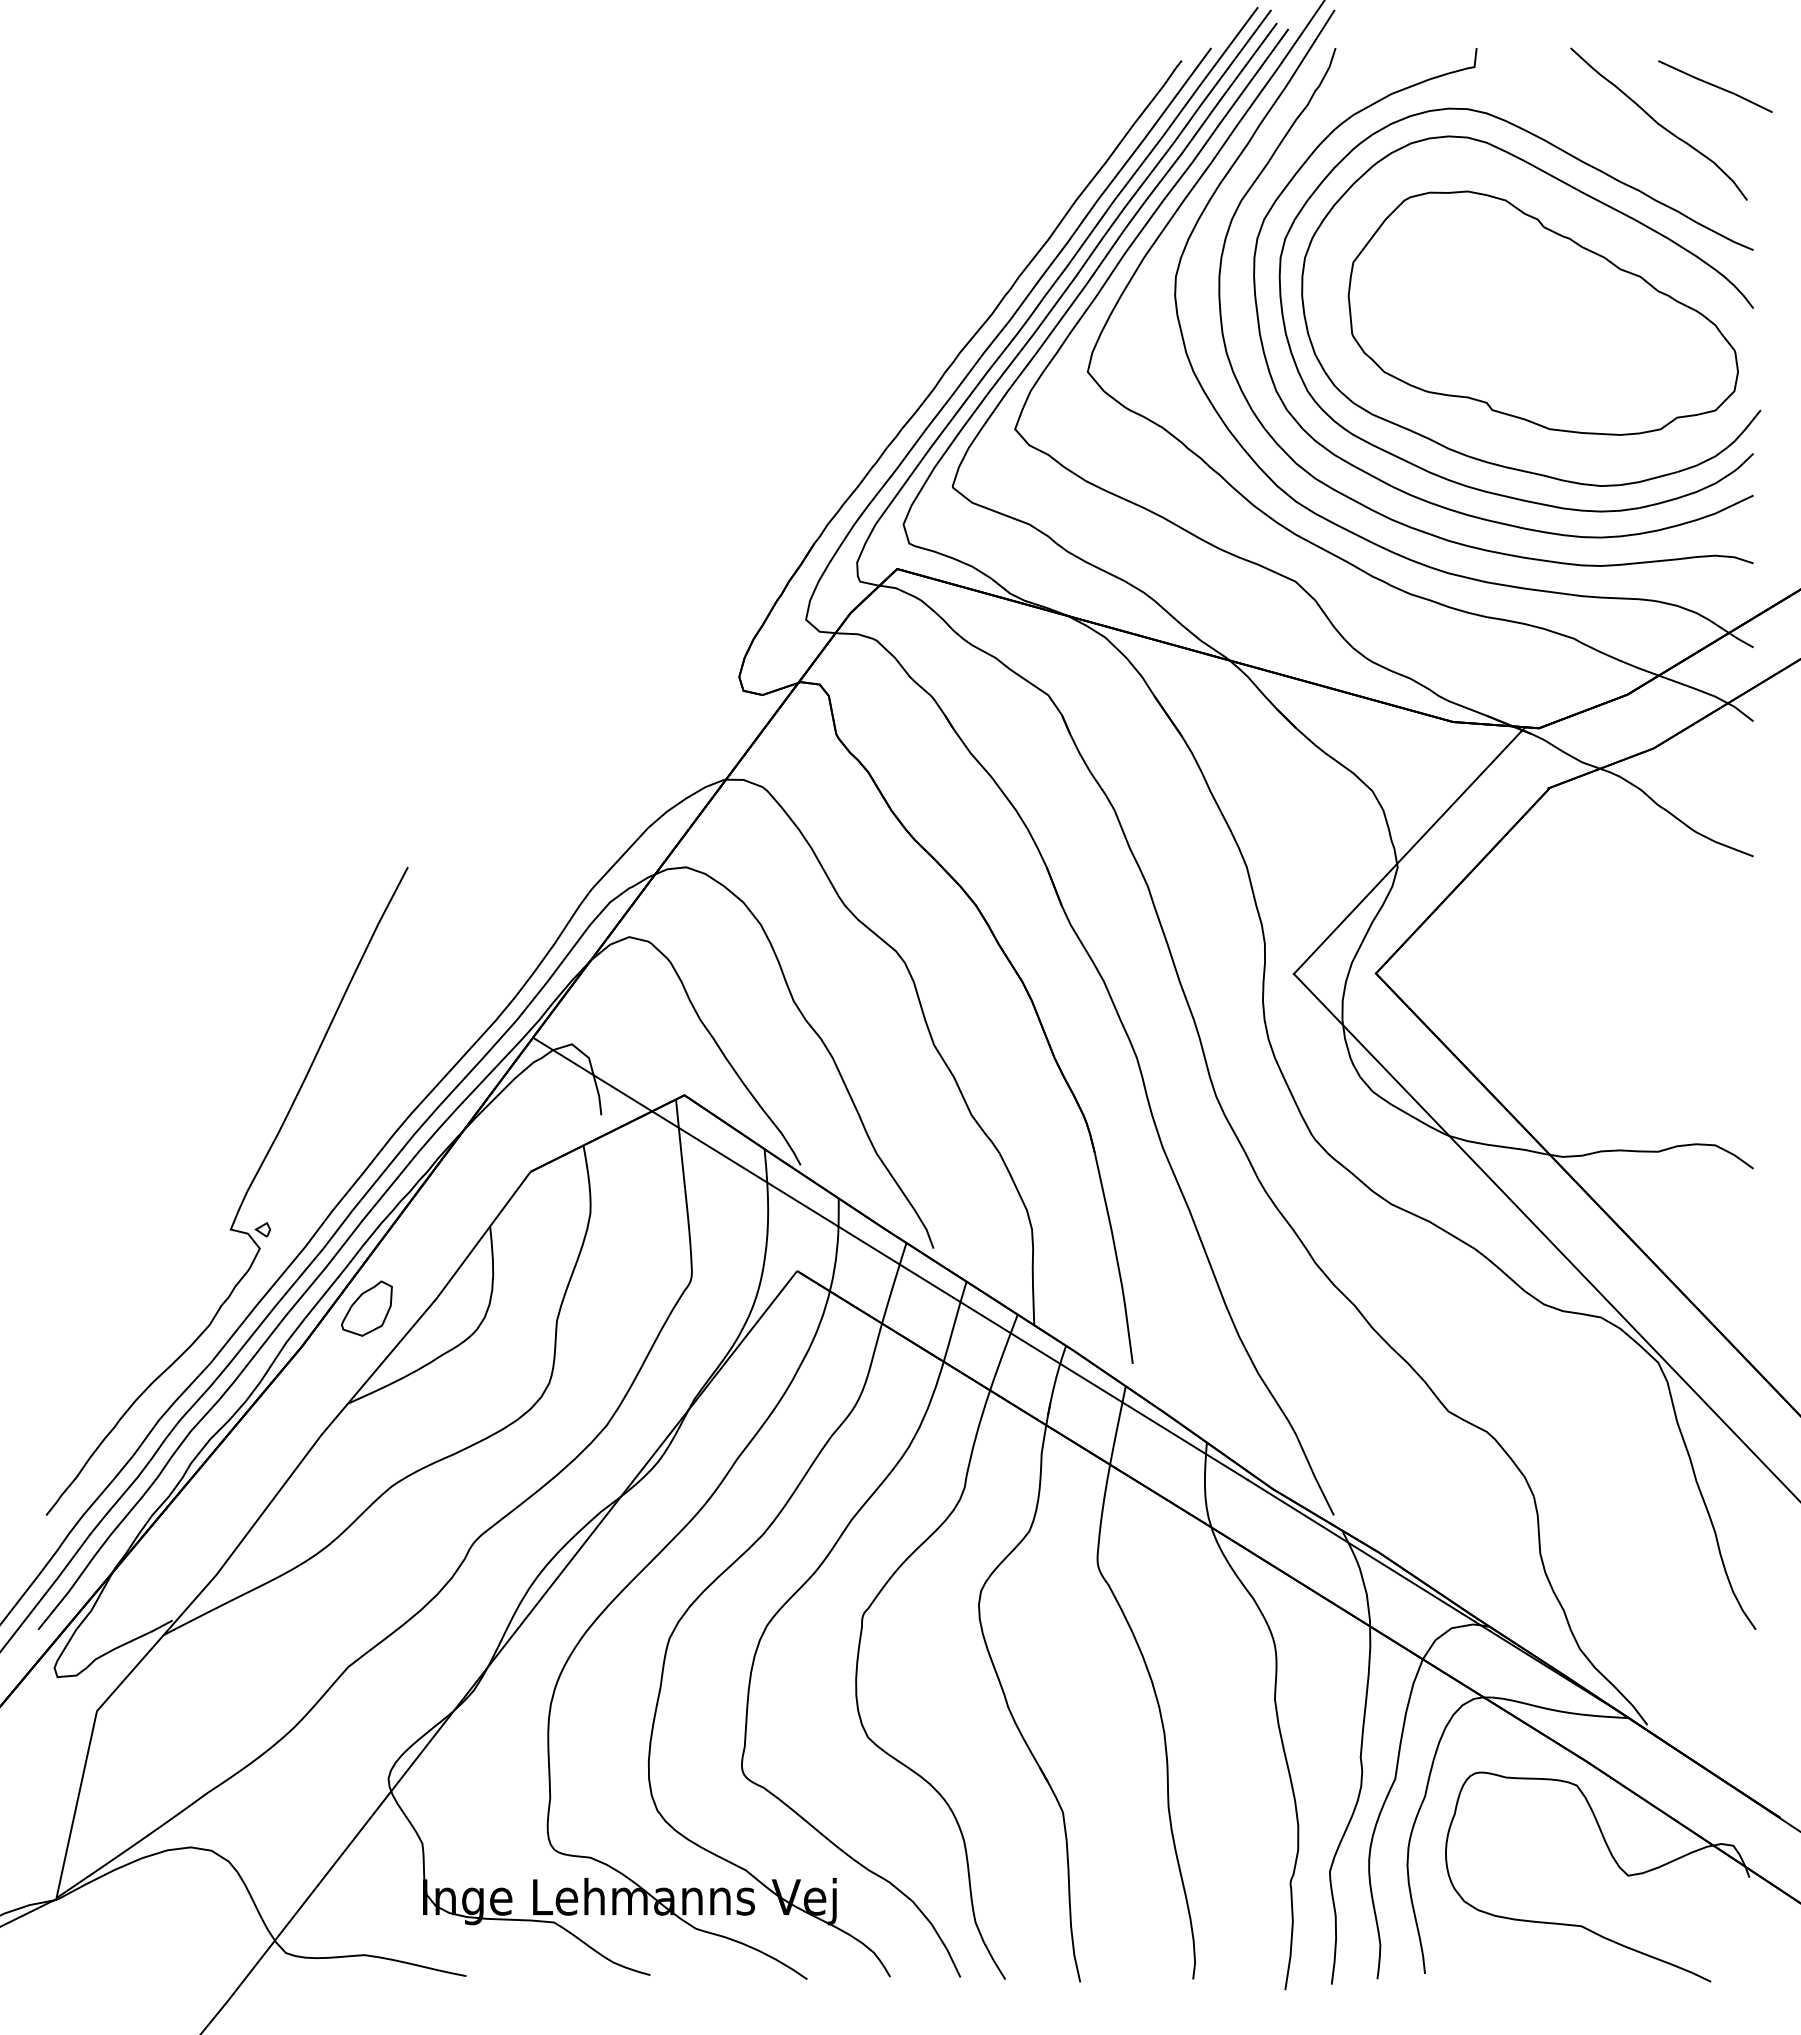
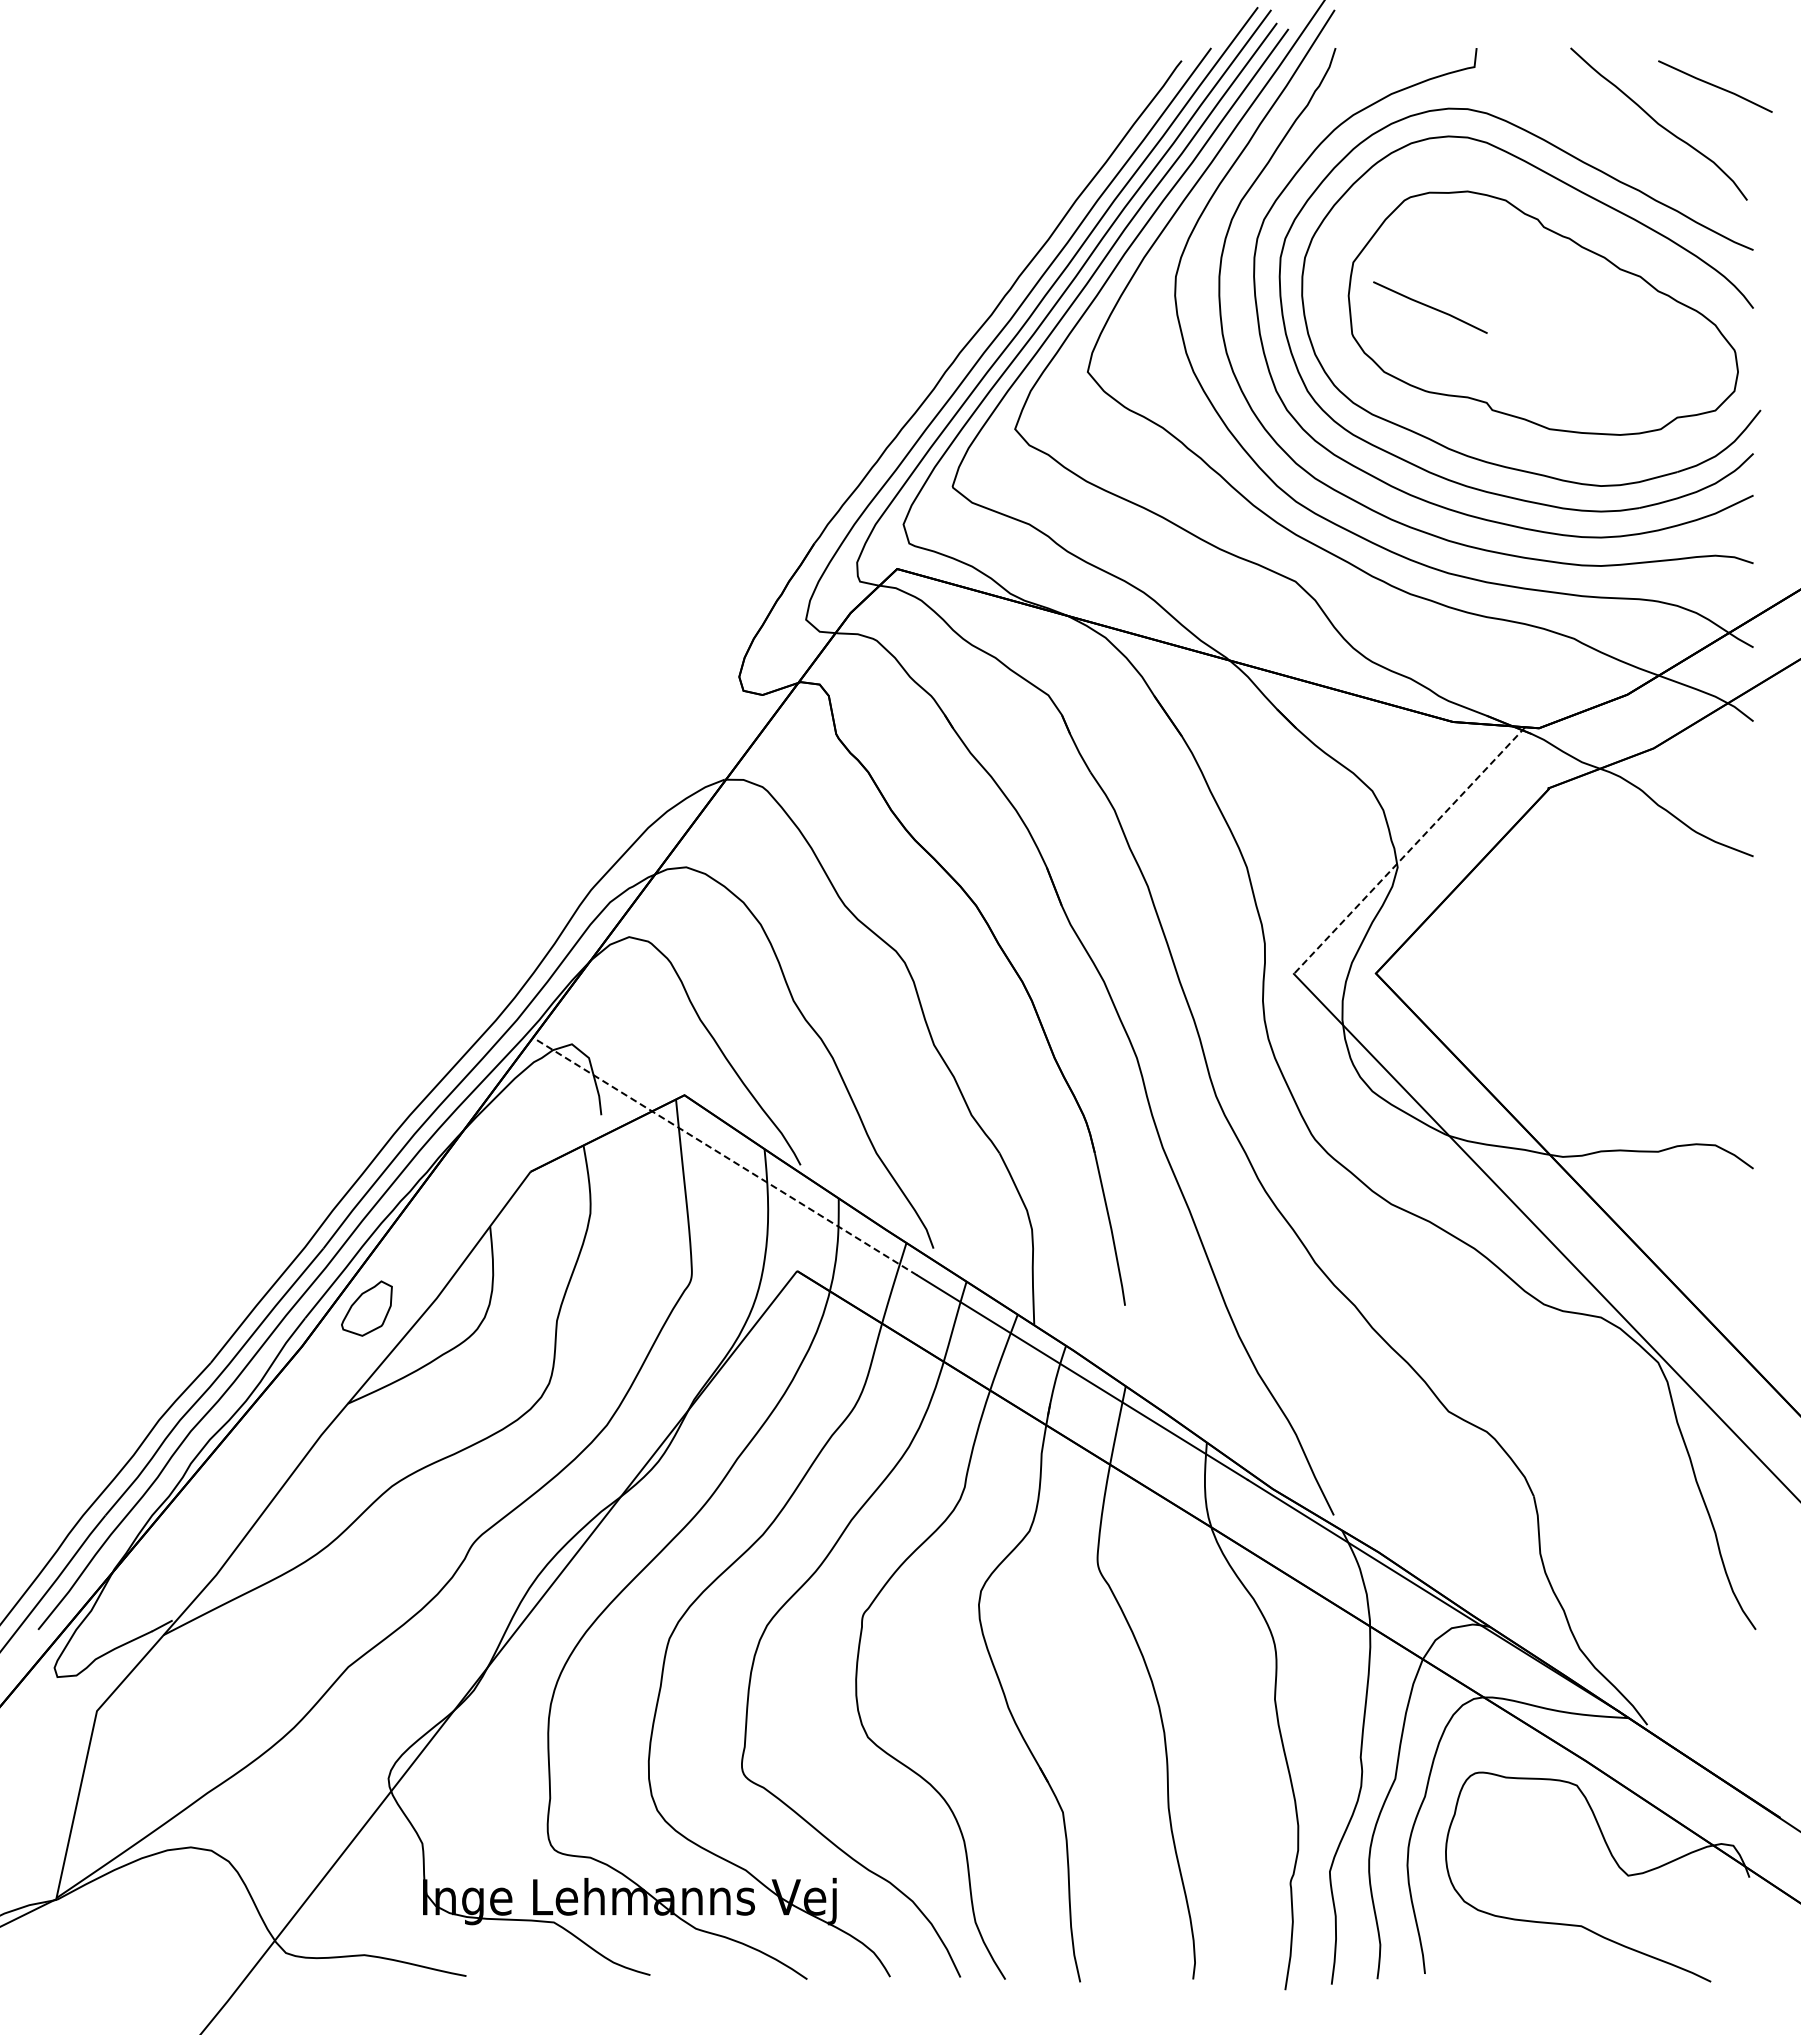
line: none -> present (1430, 307)
line: solid -> dashed (1409, 850)
line: solid -> dashed (725, 1156)
part: present -> none (242, 1199)
line: present -> none (1128, 1333)
